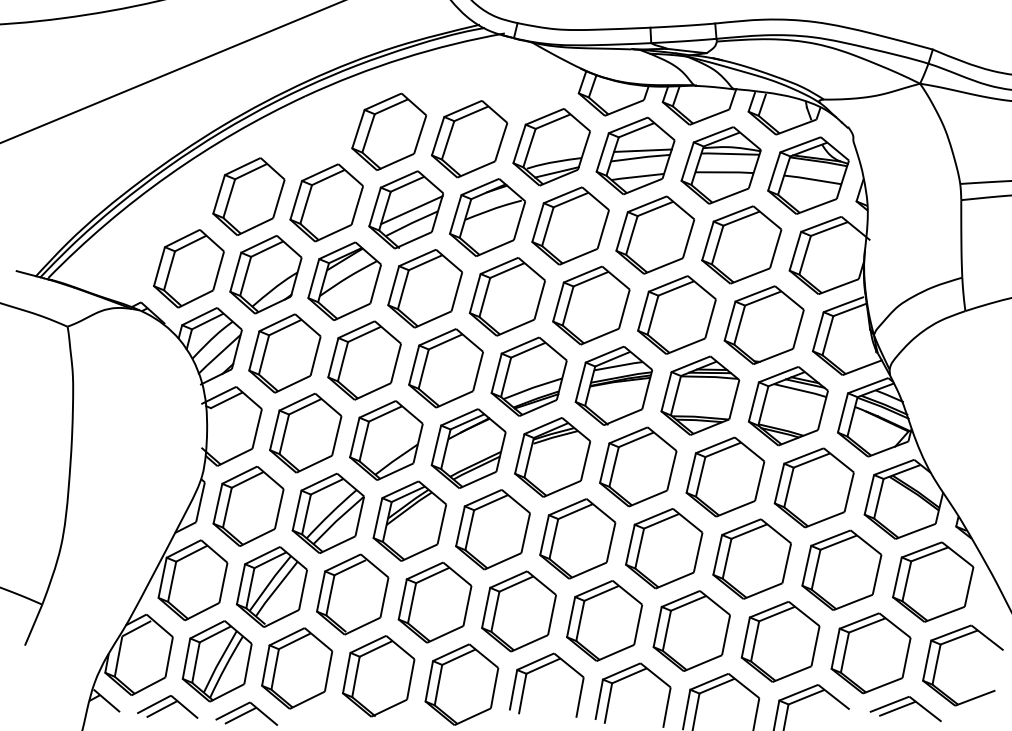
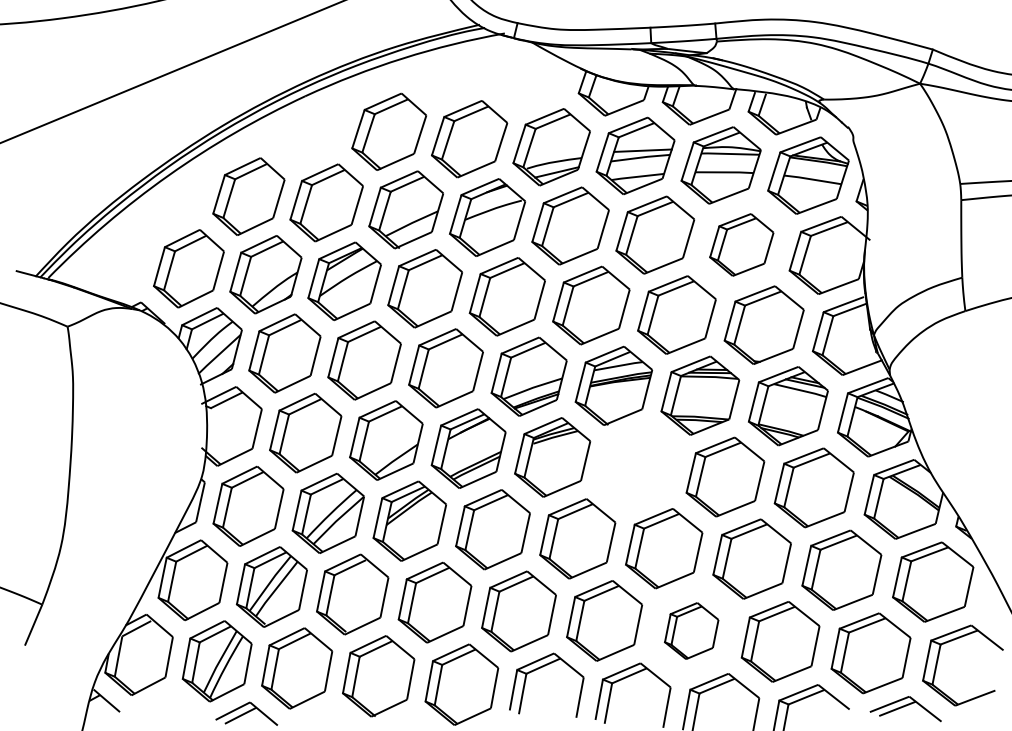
line: present -> none (411, 210)
part size: 82x80 px -> 66x64 px (741, 244)
part: present -> none (638, 466)
part size: 79x82 px -> 56x58 px (691, 630)
part: present -> none (167, 706)
